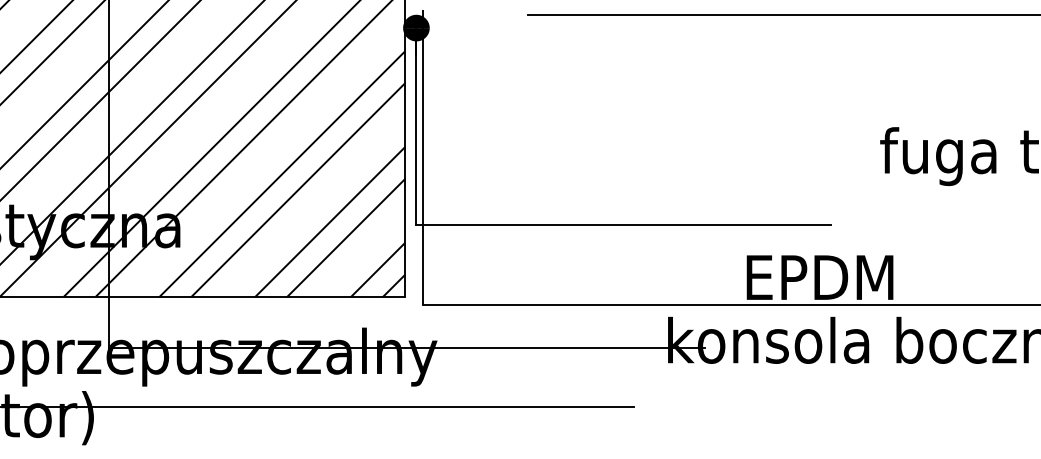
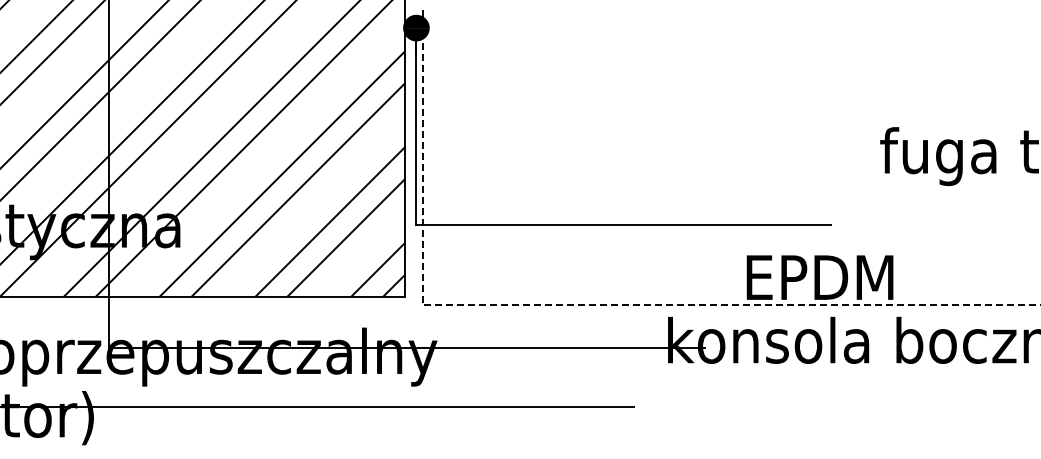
line: present -> none (782, 15)
line: solid -> dashed (583, 305)
